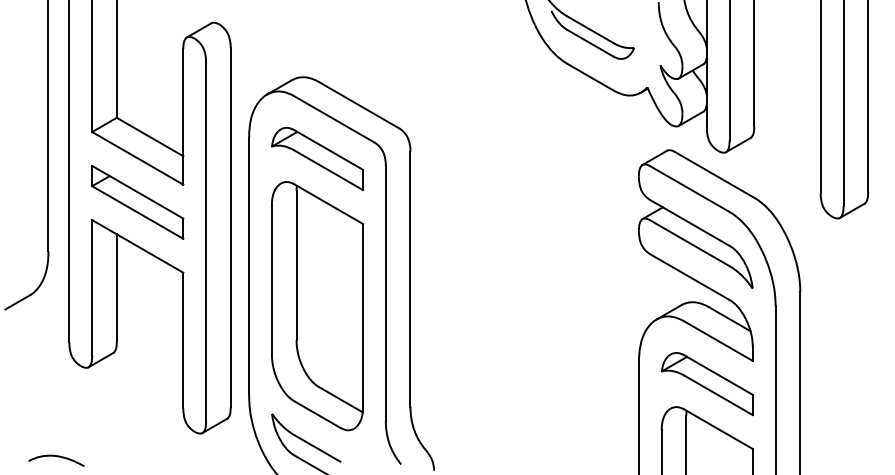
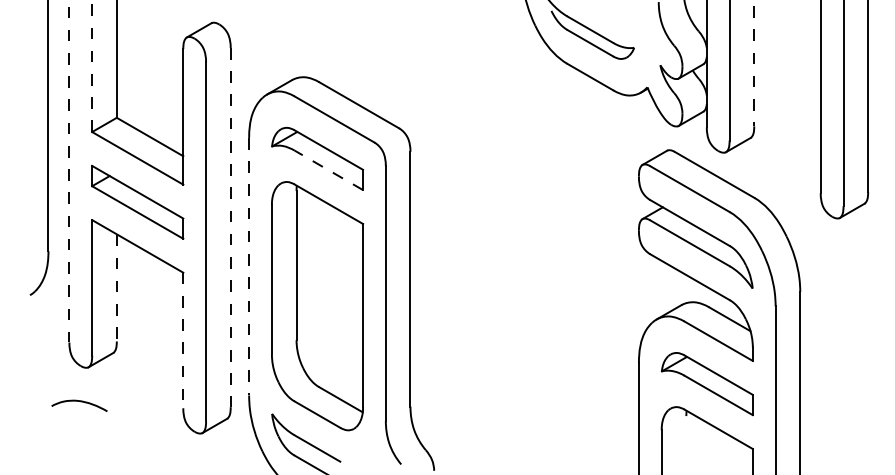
line: solid -> dashed (754, 63)
line: solid -> dashed (92, 66)
line: solid -> dashed (328, 170)
line: solid -> dashed (69, 171)
line: solid -> dashed (230, 227)
line: solid -> dashed (249, 266)
line: solid -> dashed (116, 287)
line: present -> none (17, 302)
line: solid -> dashed (183, 340)
line: present -> none (686, 443)
curve position: (57, 457) -> (80, 402) (80, 402)
